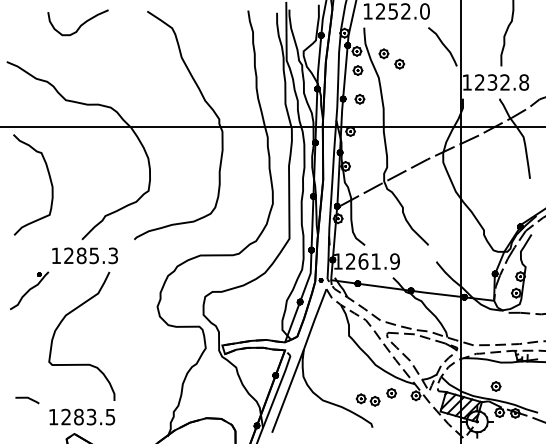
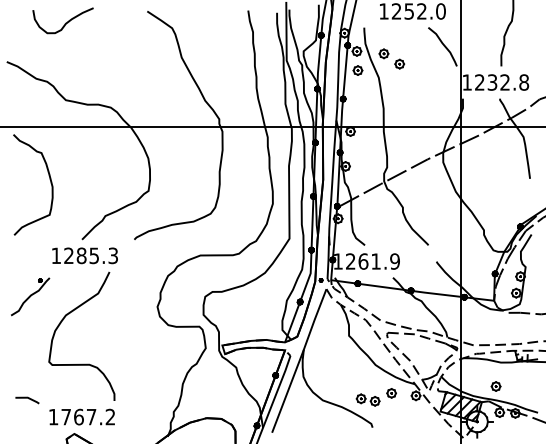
text position: (396, 11) -> (412, 11) (412, 11)
curve position: (80, 24) -> (65, 22) (65, 22)
part: present -> none (359, 99)
part position: (29, 290) -> (30, 296) (30, 296)
text: 1283.5 -> 1767.2 (88, 416)
